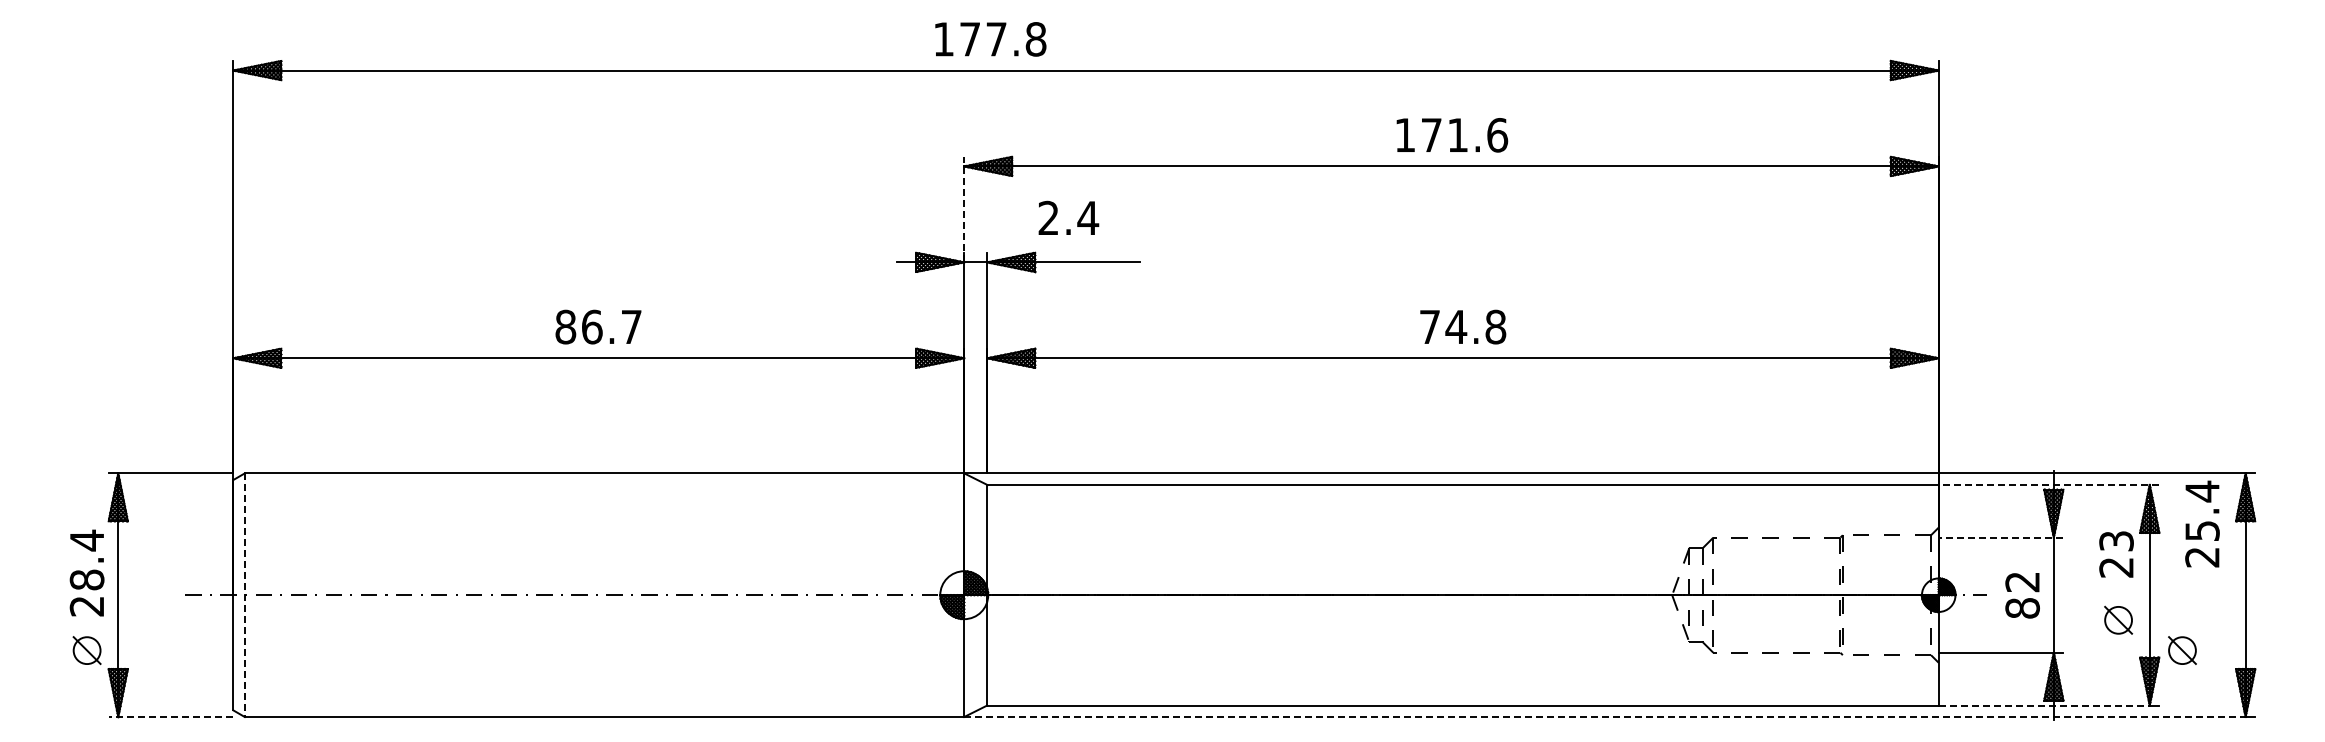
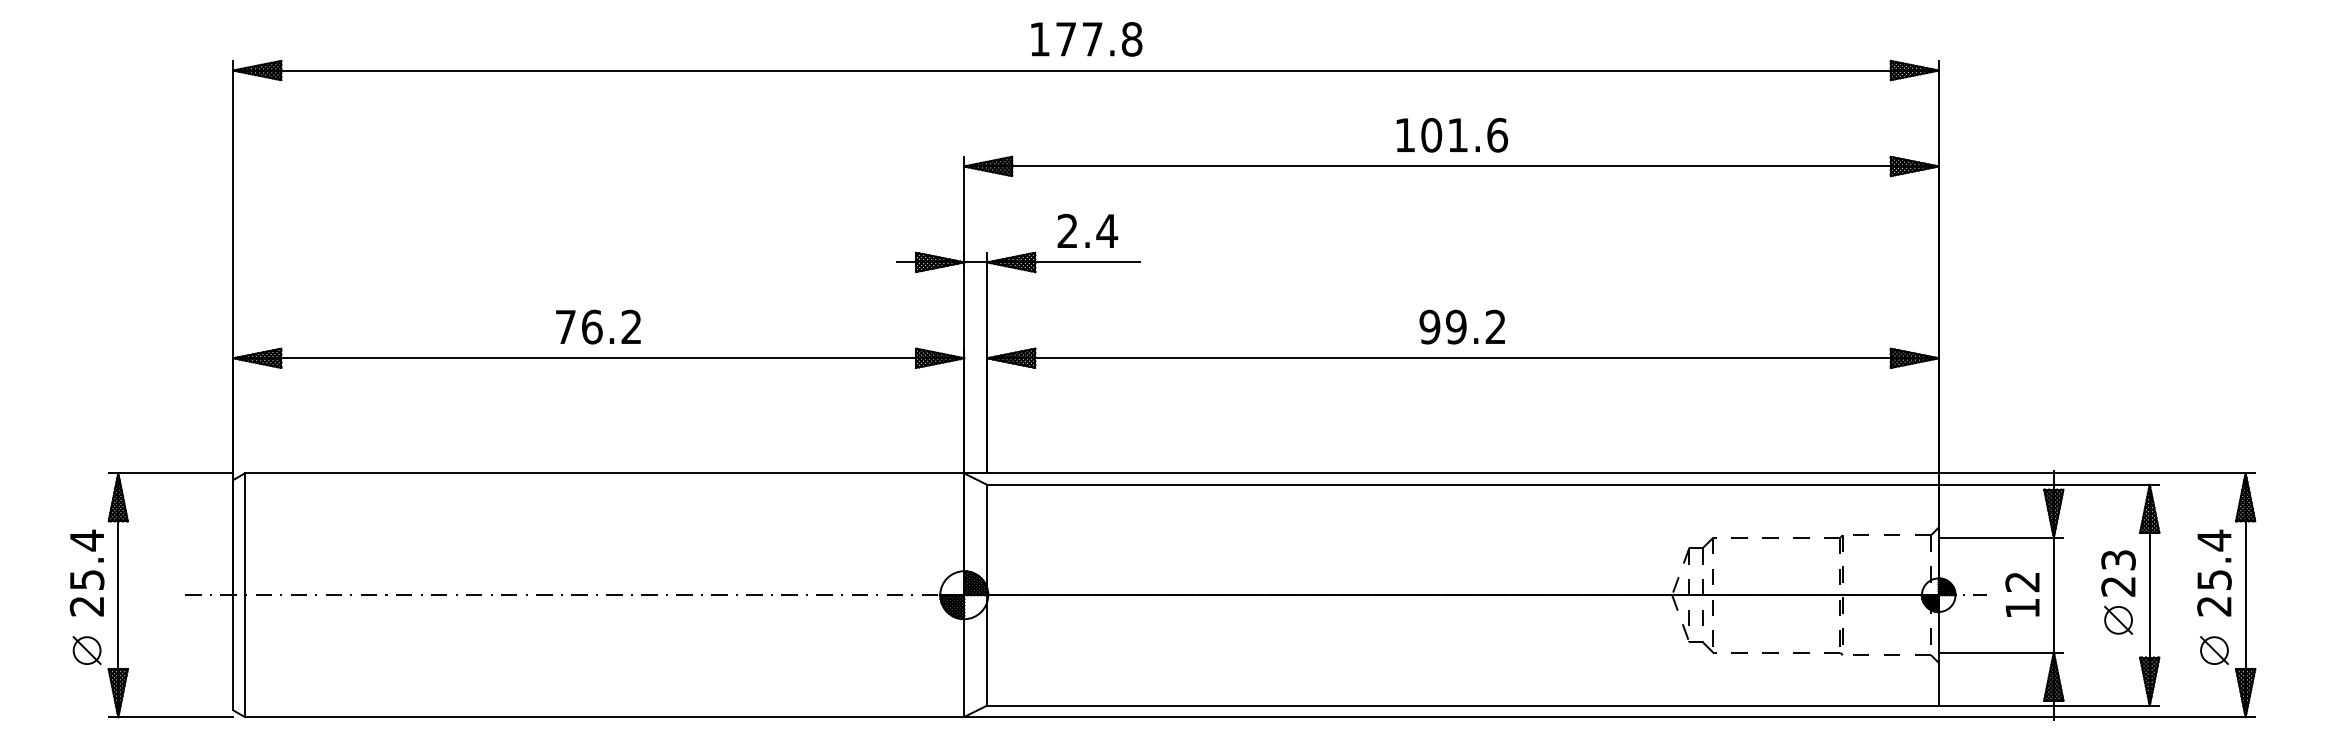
text position: (990, 39) -> (1086, 39) (1086, 39)
text: 171.6 -> 101.6 (1431, 135)
line: dashed -> solid (964, 209)
text position: (1068, 217) -> (1087, 230) (1087, 230)
text: 86.7 -> 76.2 (598, 326)
text: 74.8 -> 99.2 (1462, 326)
line: dashed -> solid (2048, 484)
text position: (2202, 523) -> (2214, 572) (2214, 572)
line: dashed -> solid (2000, 537)
text position: (2116, 554) -> (2118, 573) (2118, 573)
text: 28.4 -> 25.4 (86, 579)
line: dashed -> solid (244, 595)
text: 82 -> 12 (2022, 608)
part position: (2182, 650) -> (2214, 650) (2214, 650)
line: dashed -> solid (2044, 705)
line: dashed -> solid (170, 717)
line: dashed -> solid (1604, 717)
